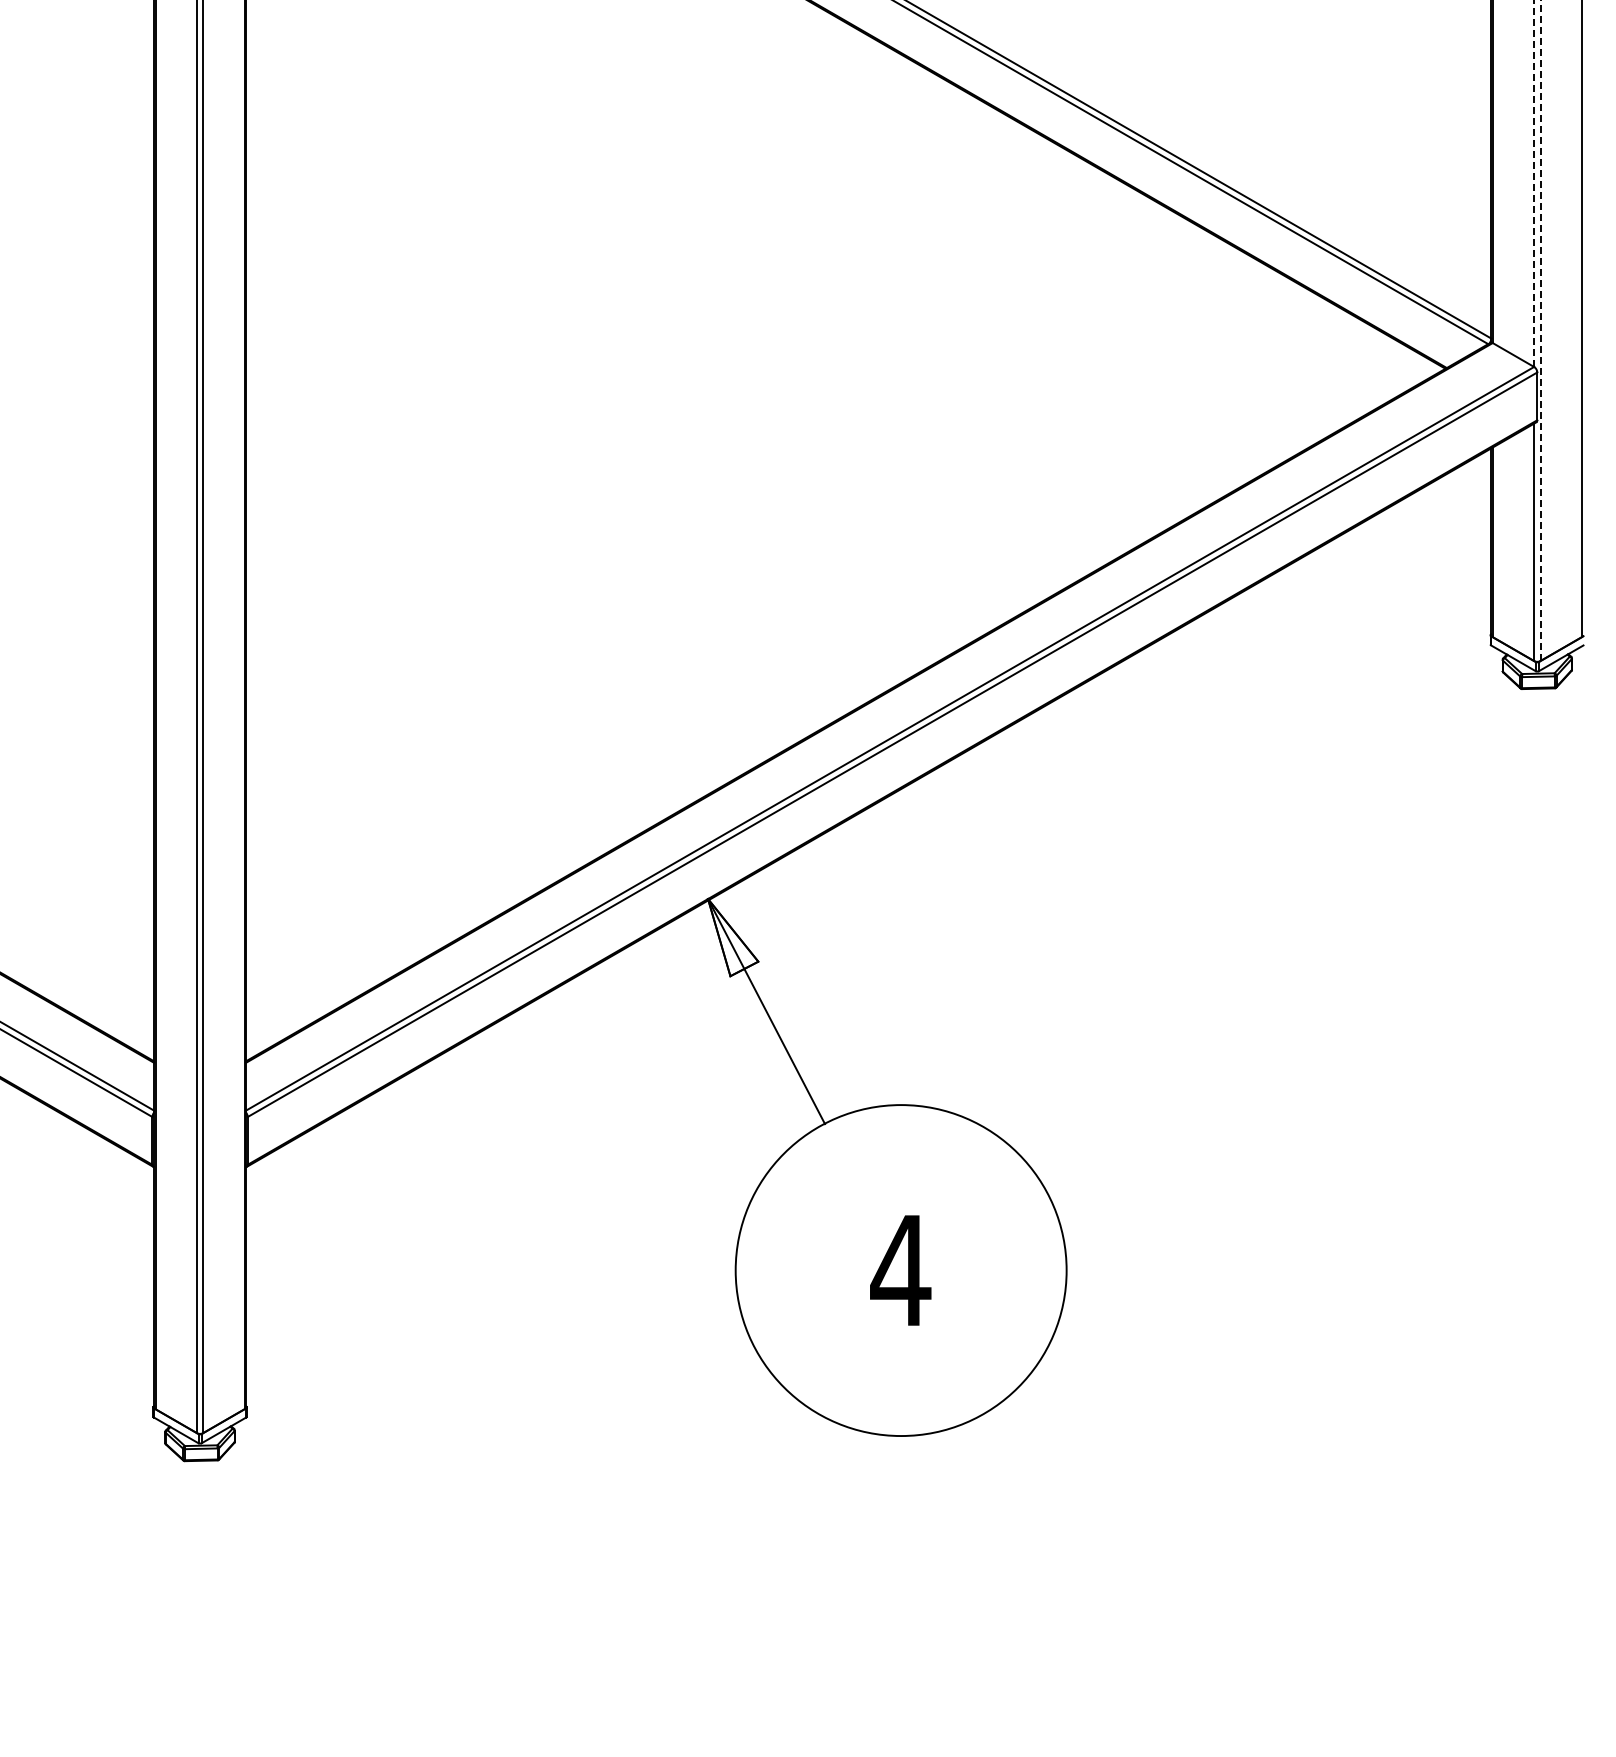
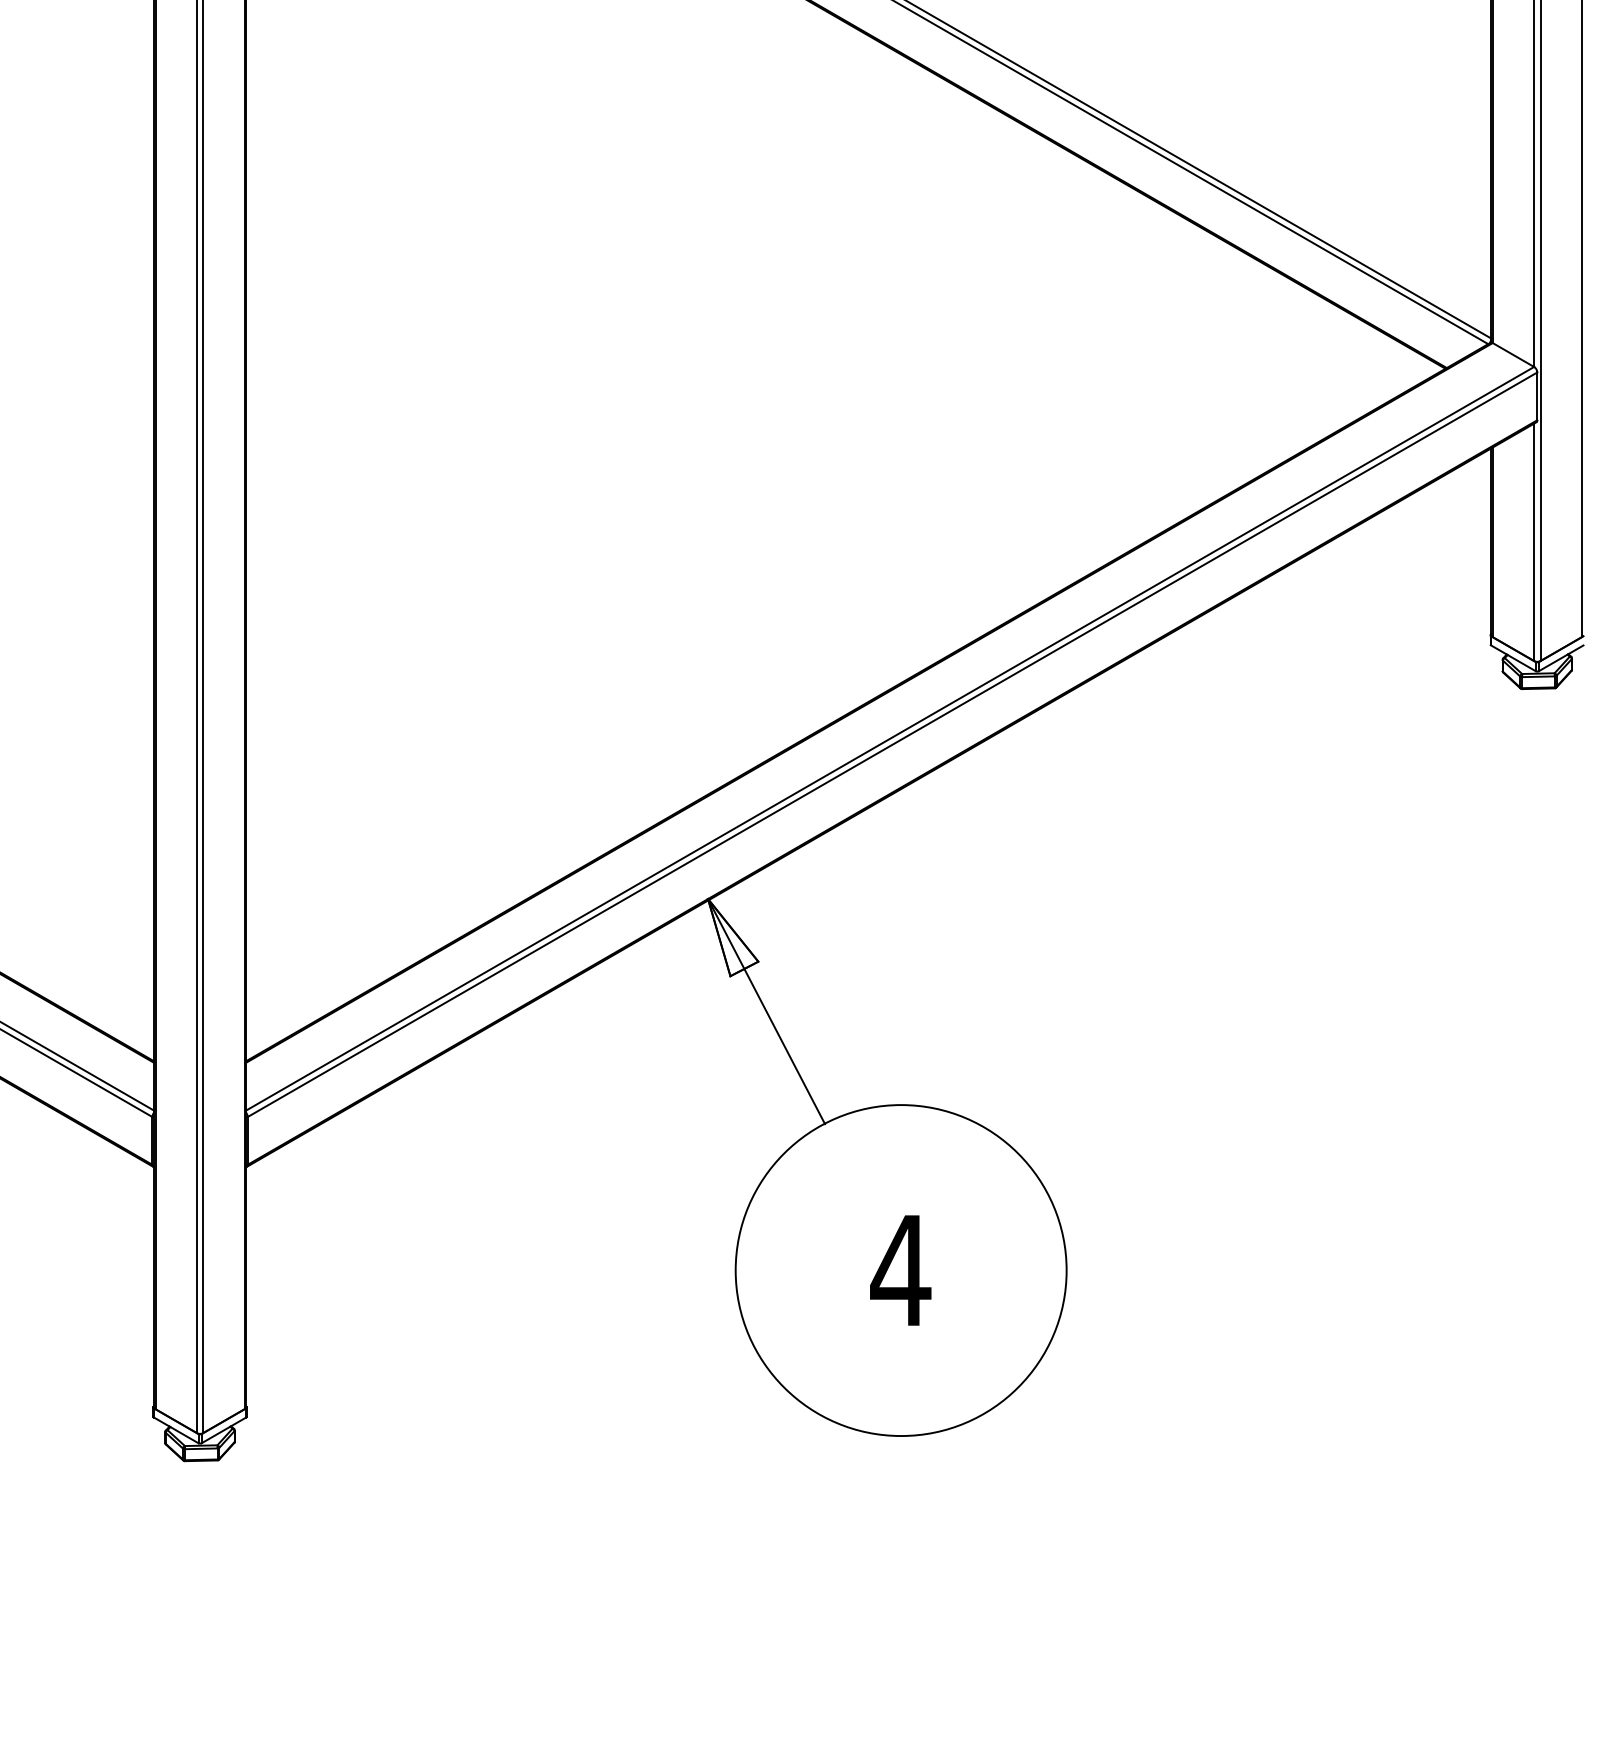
line: dashed -> solid (1534, 183)
line: dashed -> solid (1540, 330)
